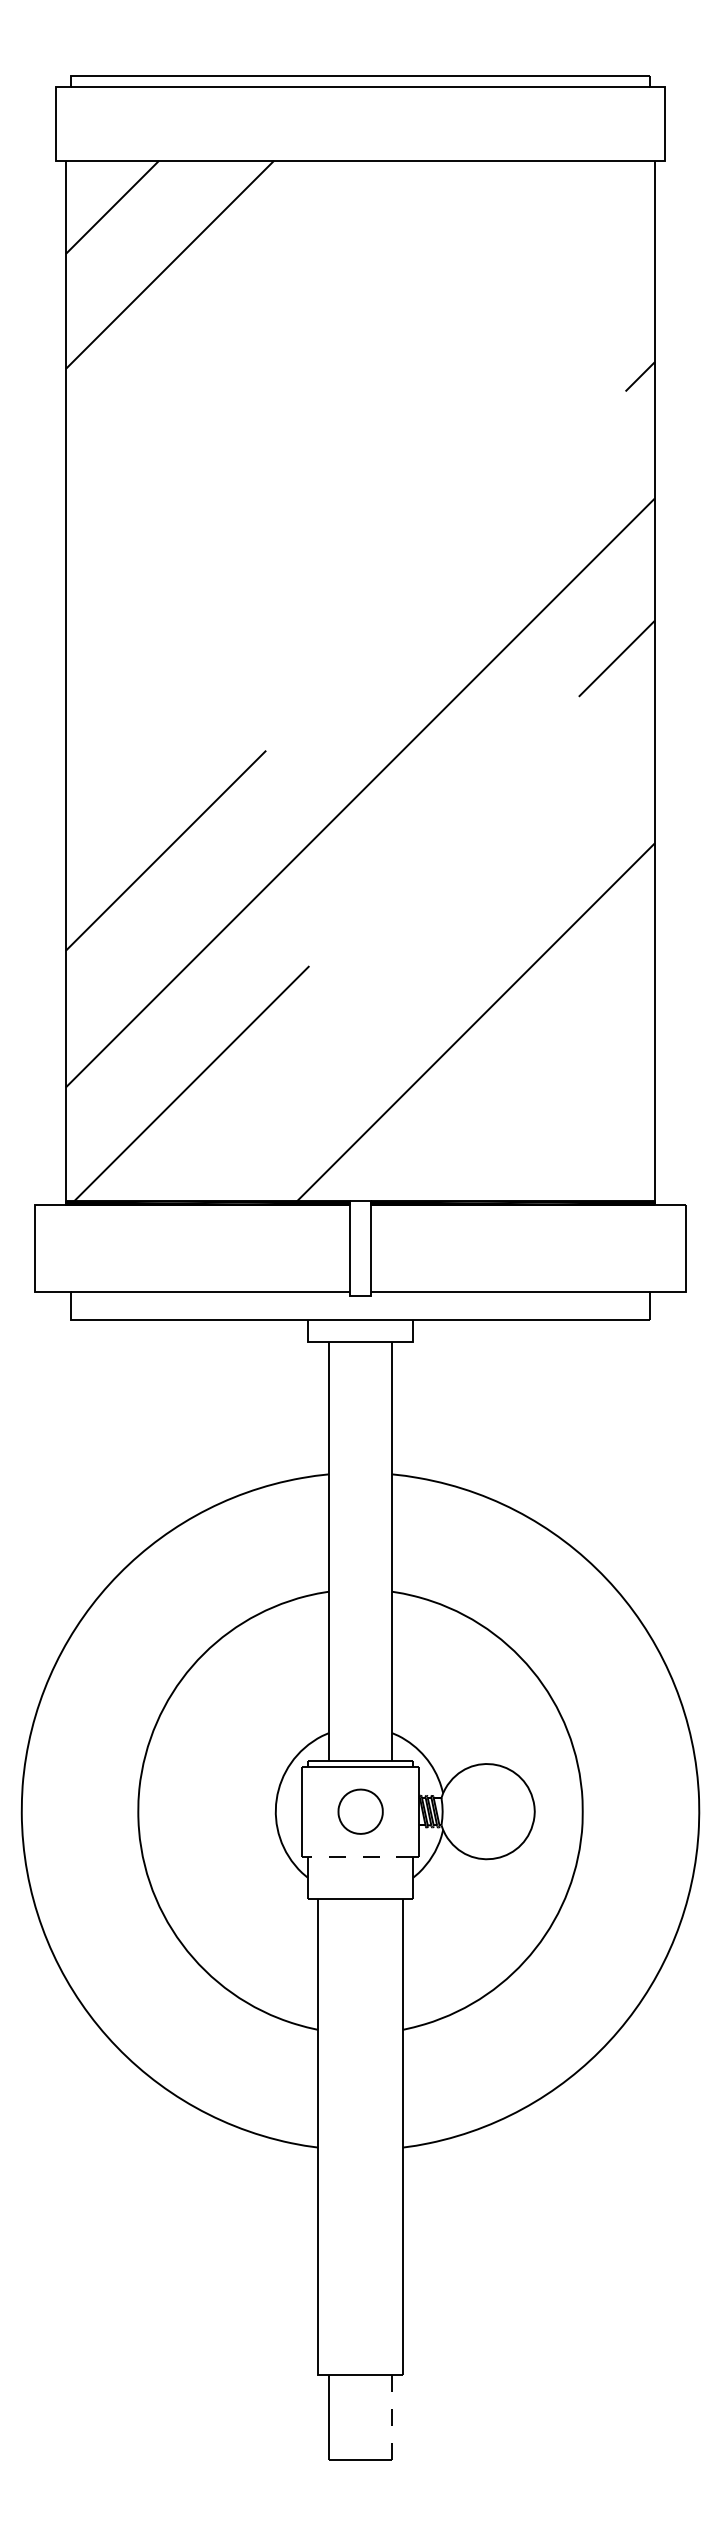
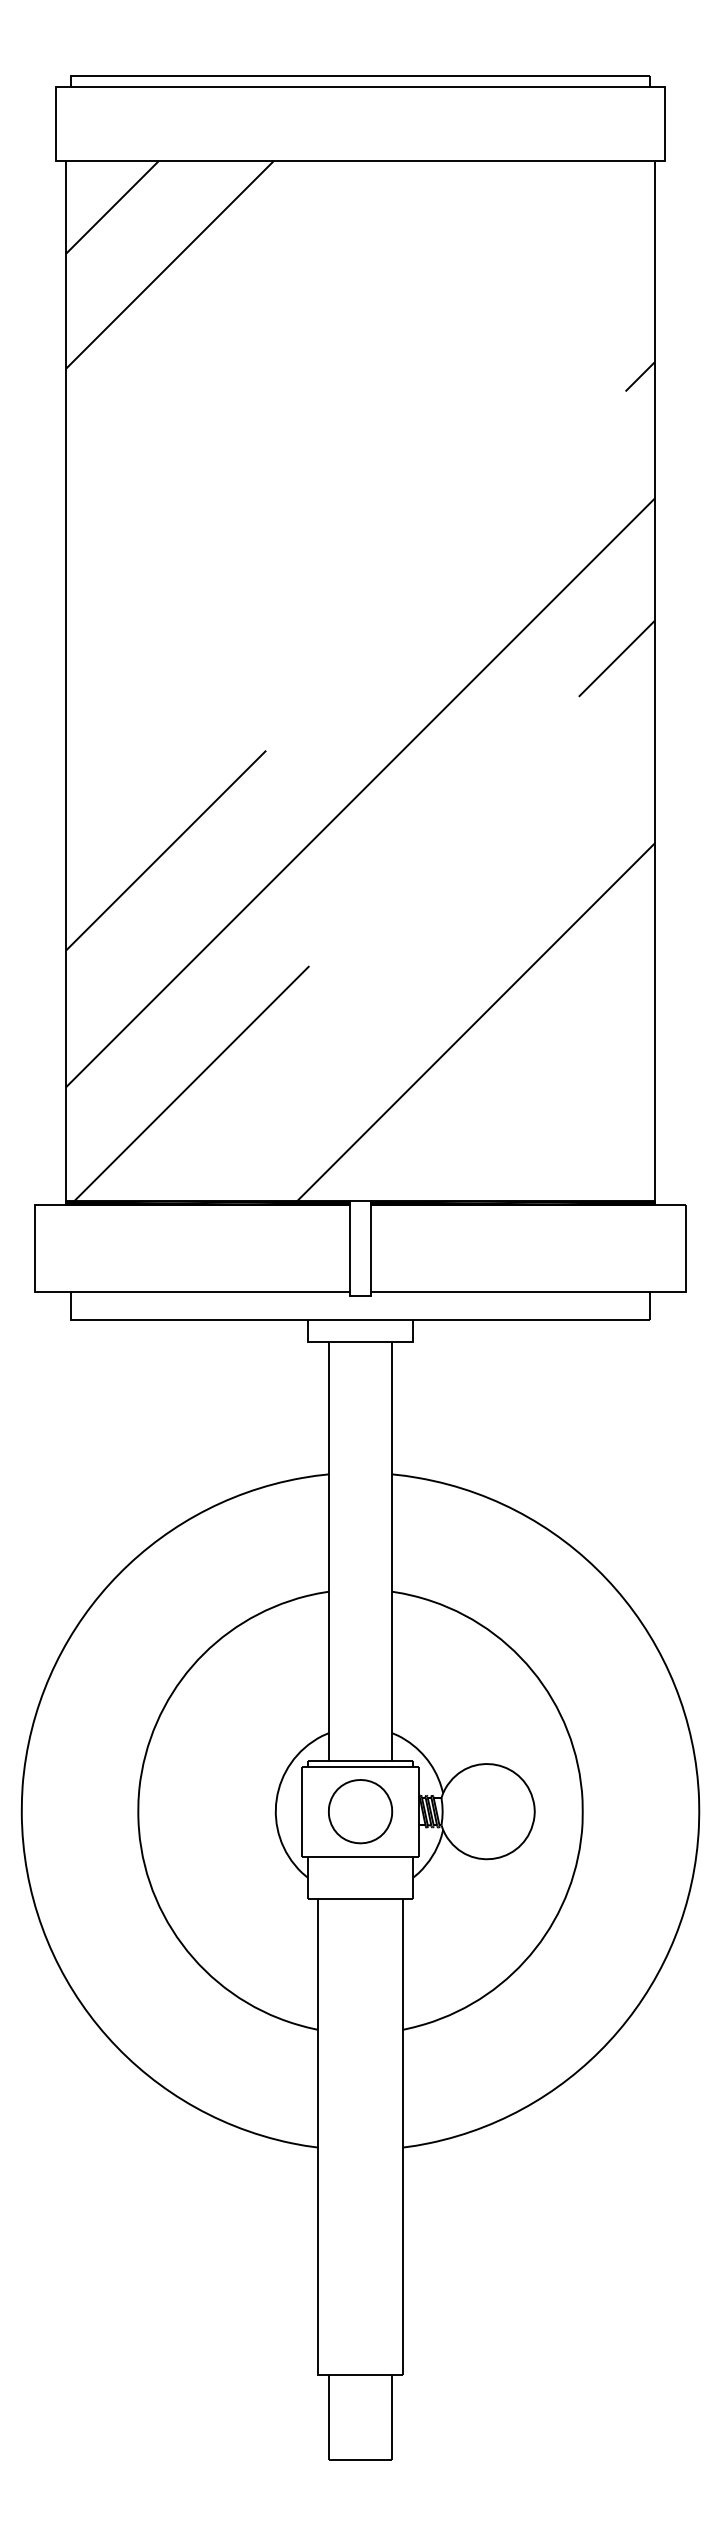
part size: 47x47 px -> 66x66 px (360, 1811)
line: dashed -> solid (360, 1856)
line: dashed -> solid (392, 2418)
